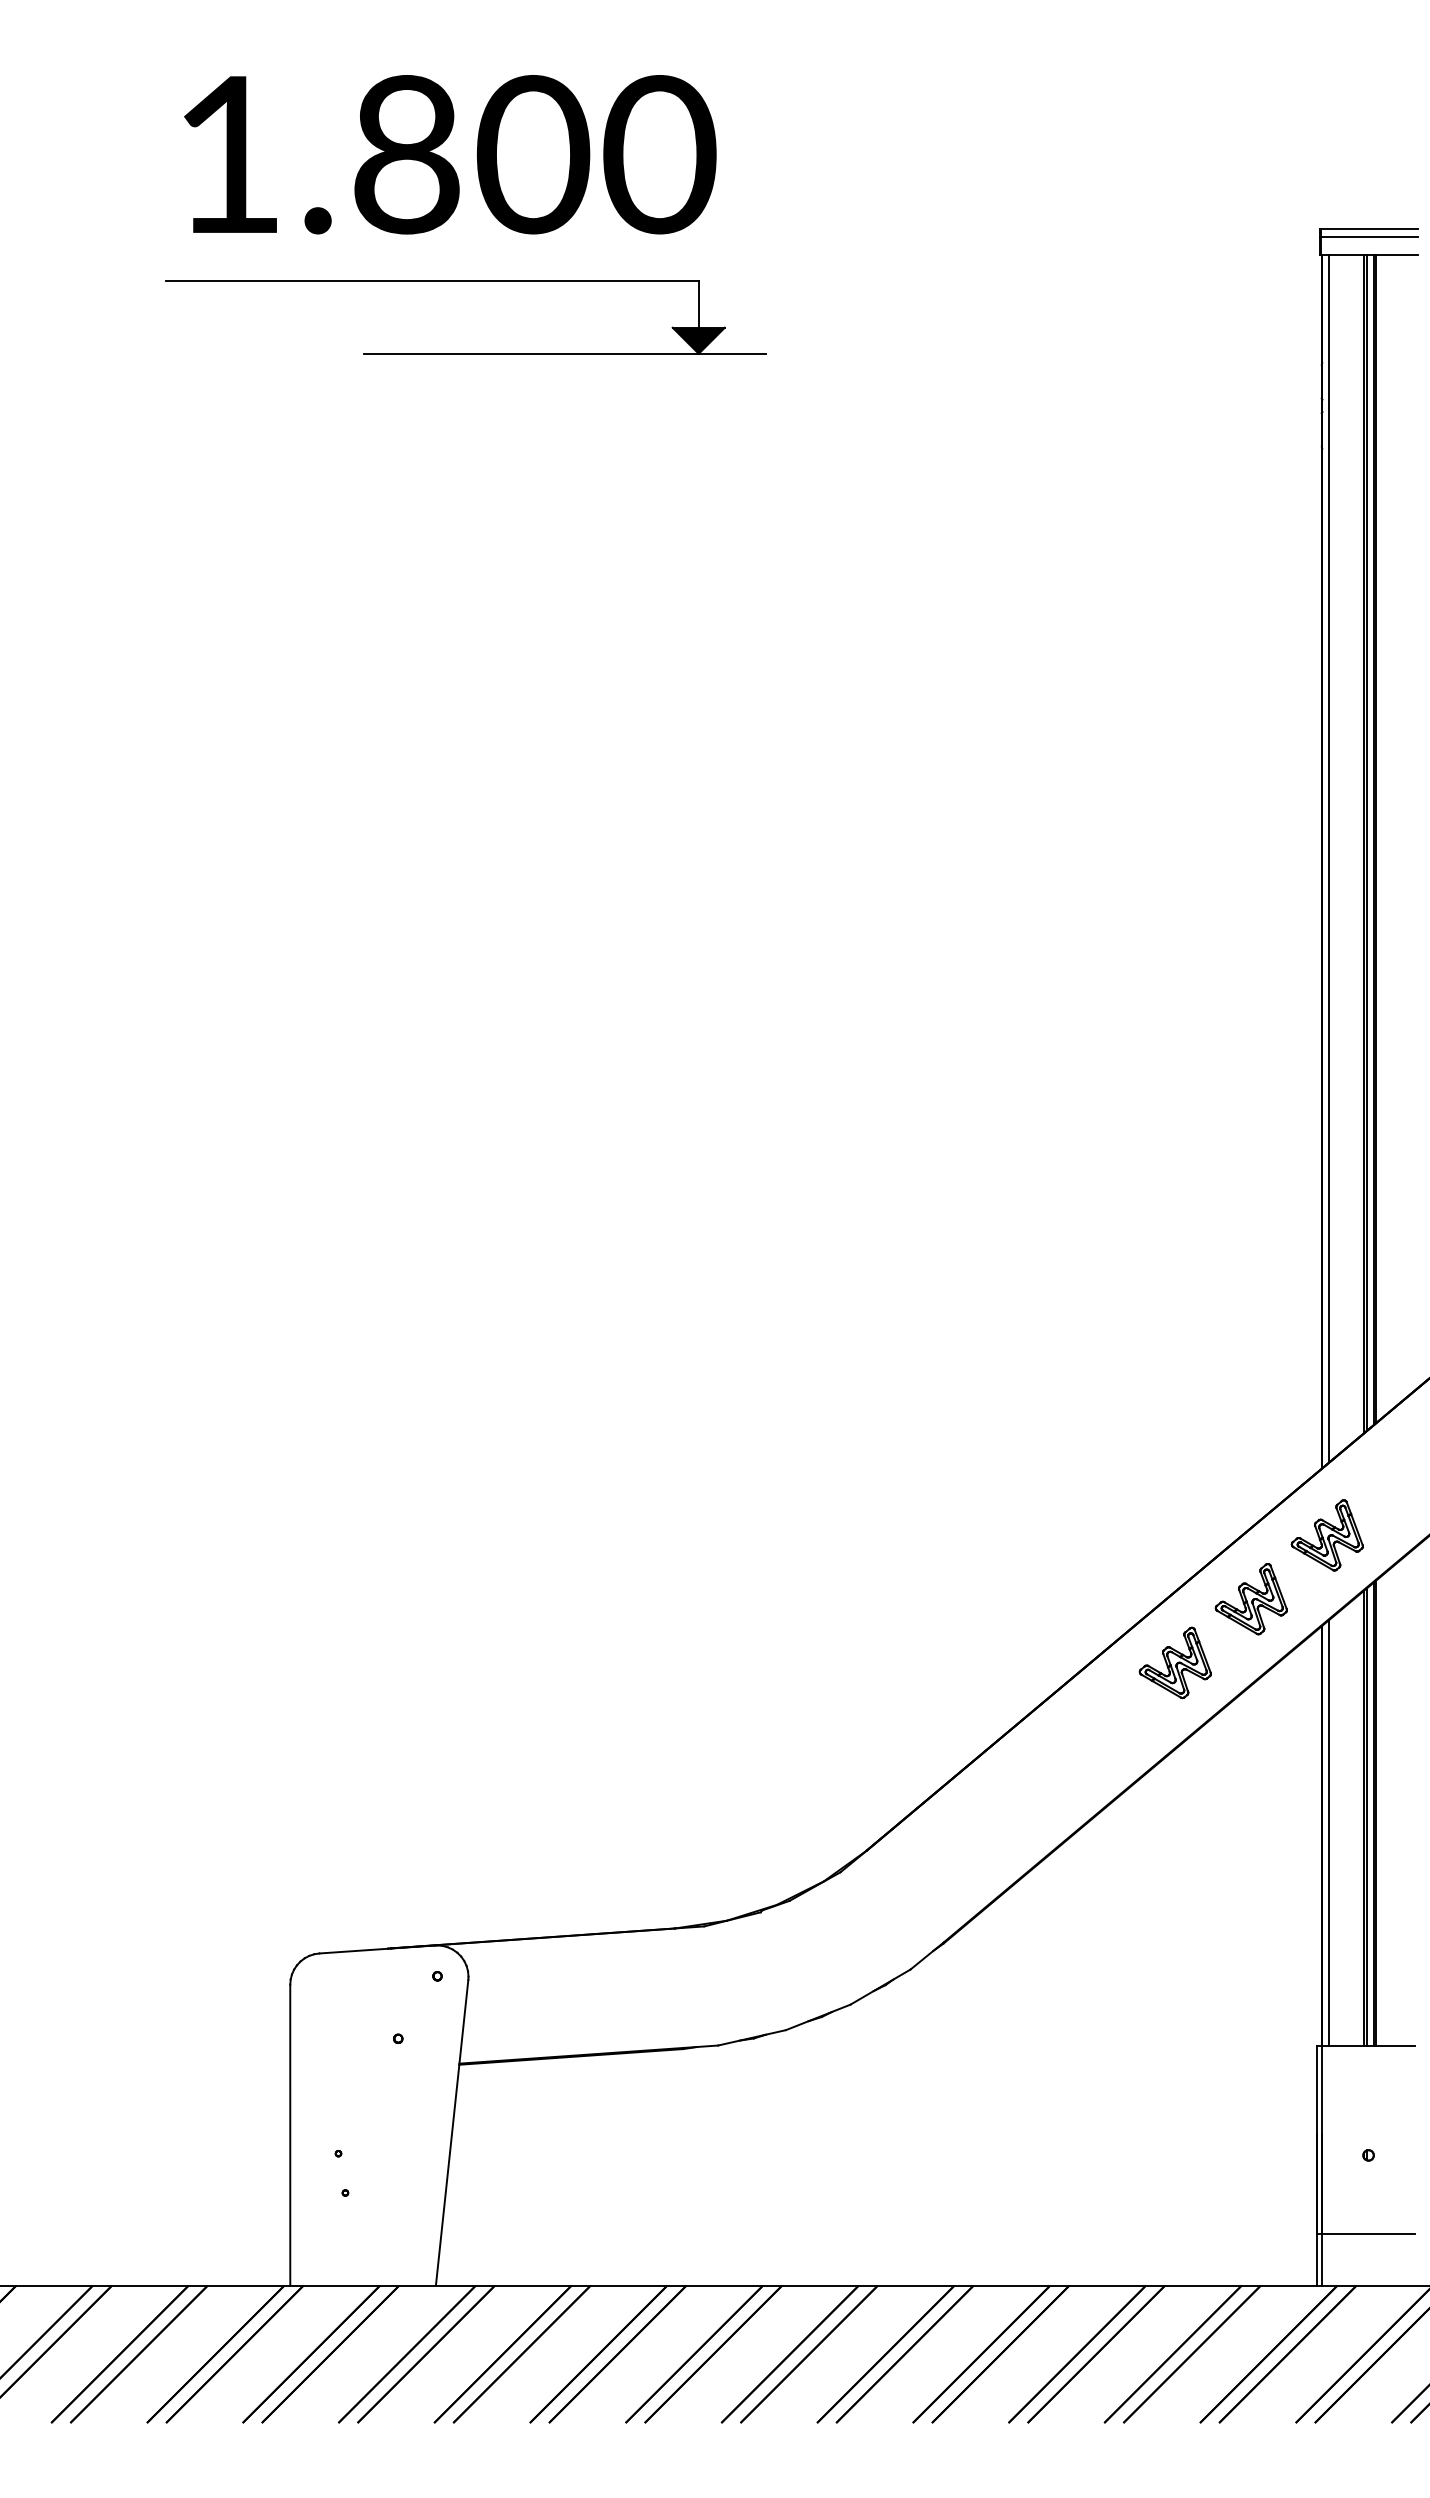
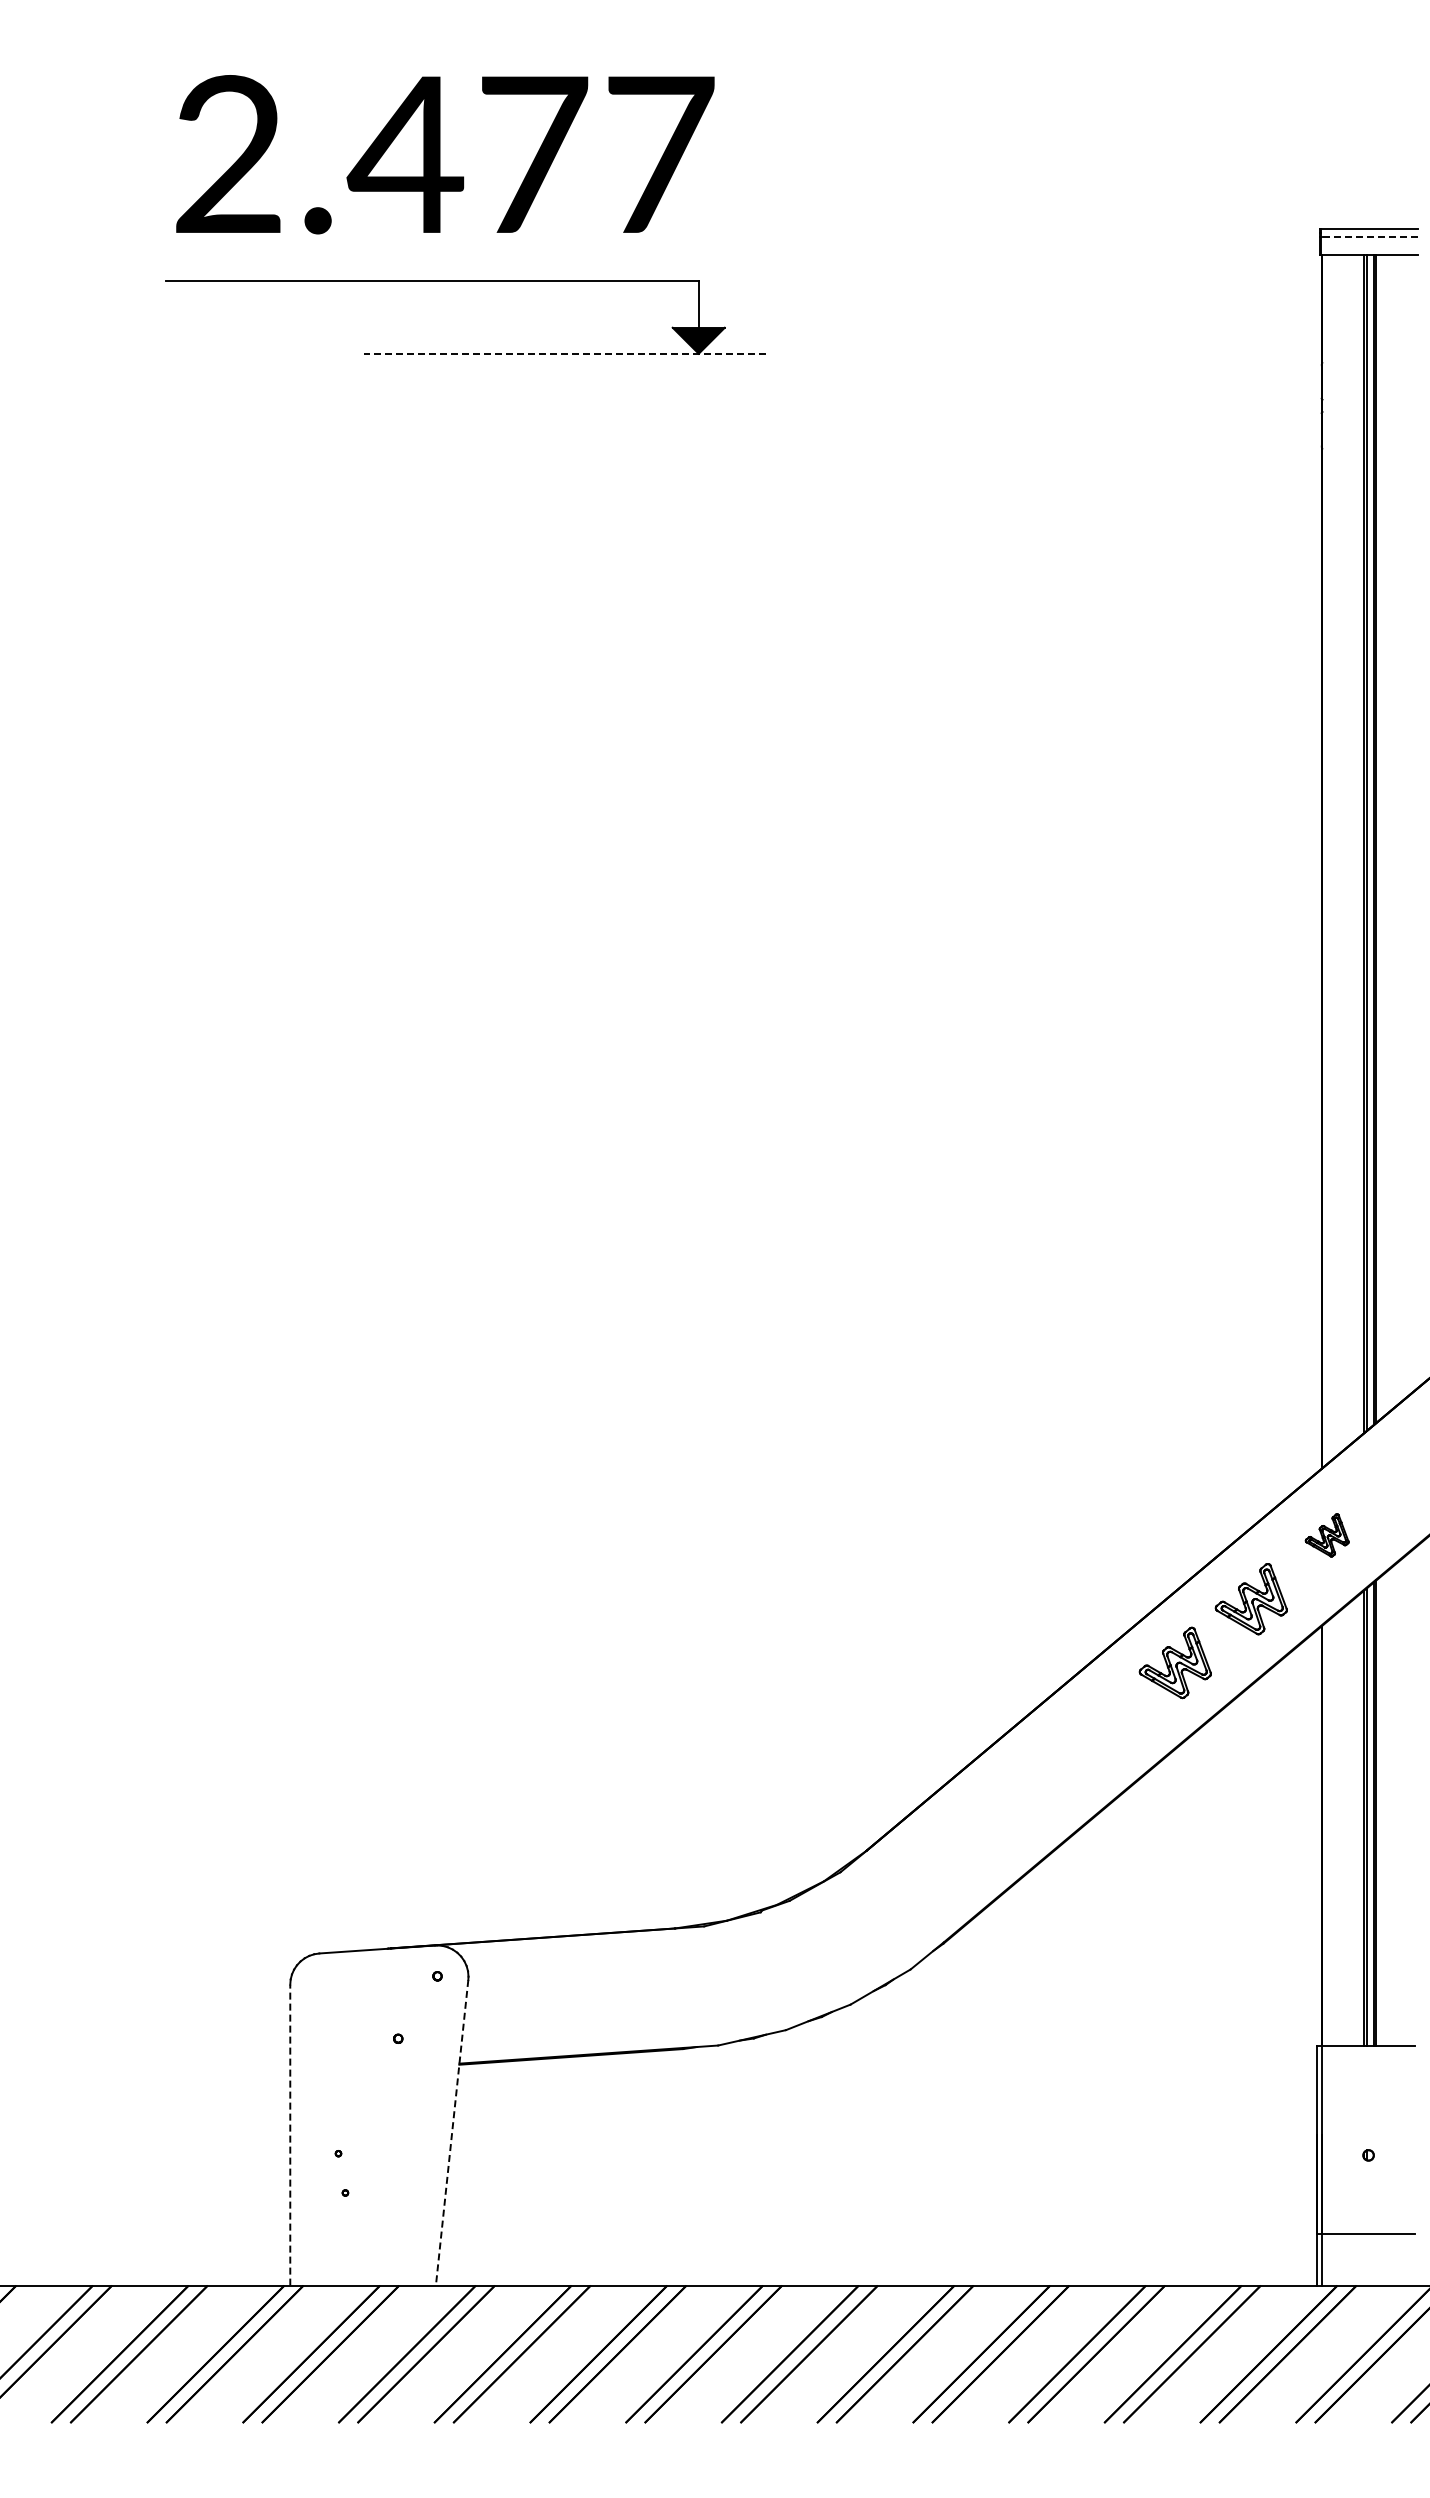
text: 1.800 -> 2.477 (446, 154)
line: solid -> dashed (1369, 237)
line: solid -> dashed (565, 353)
line: present -> none (1328, 858)
part size: 74x73 px -> 46x45 px (1326, 1535)
line: present -> none (1328, 1833)
line: solid -> dashed (452, 2132)
line: solid -> dashed (290, 2134)
